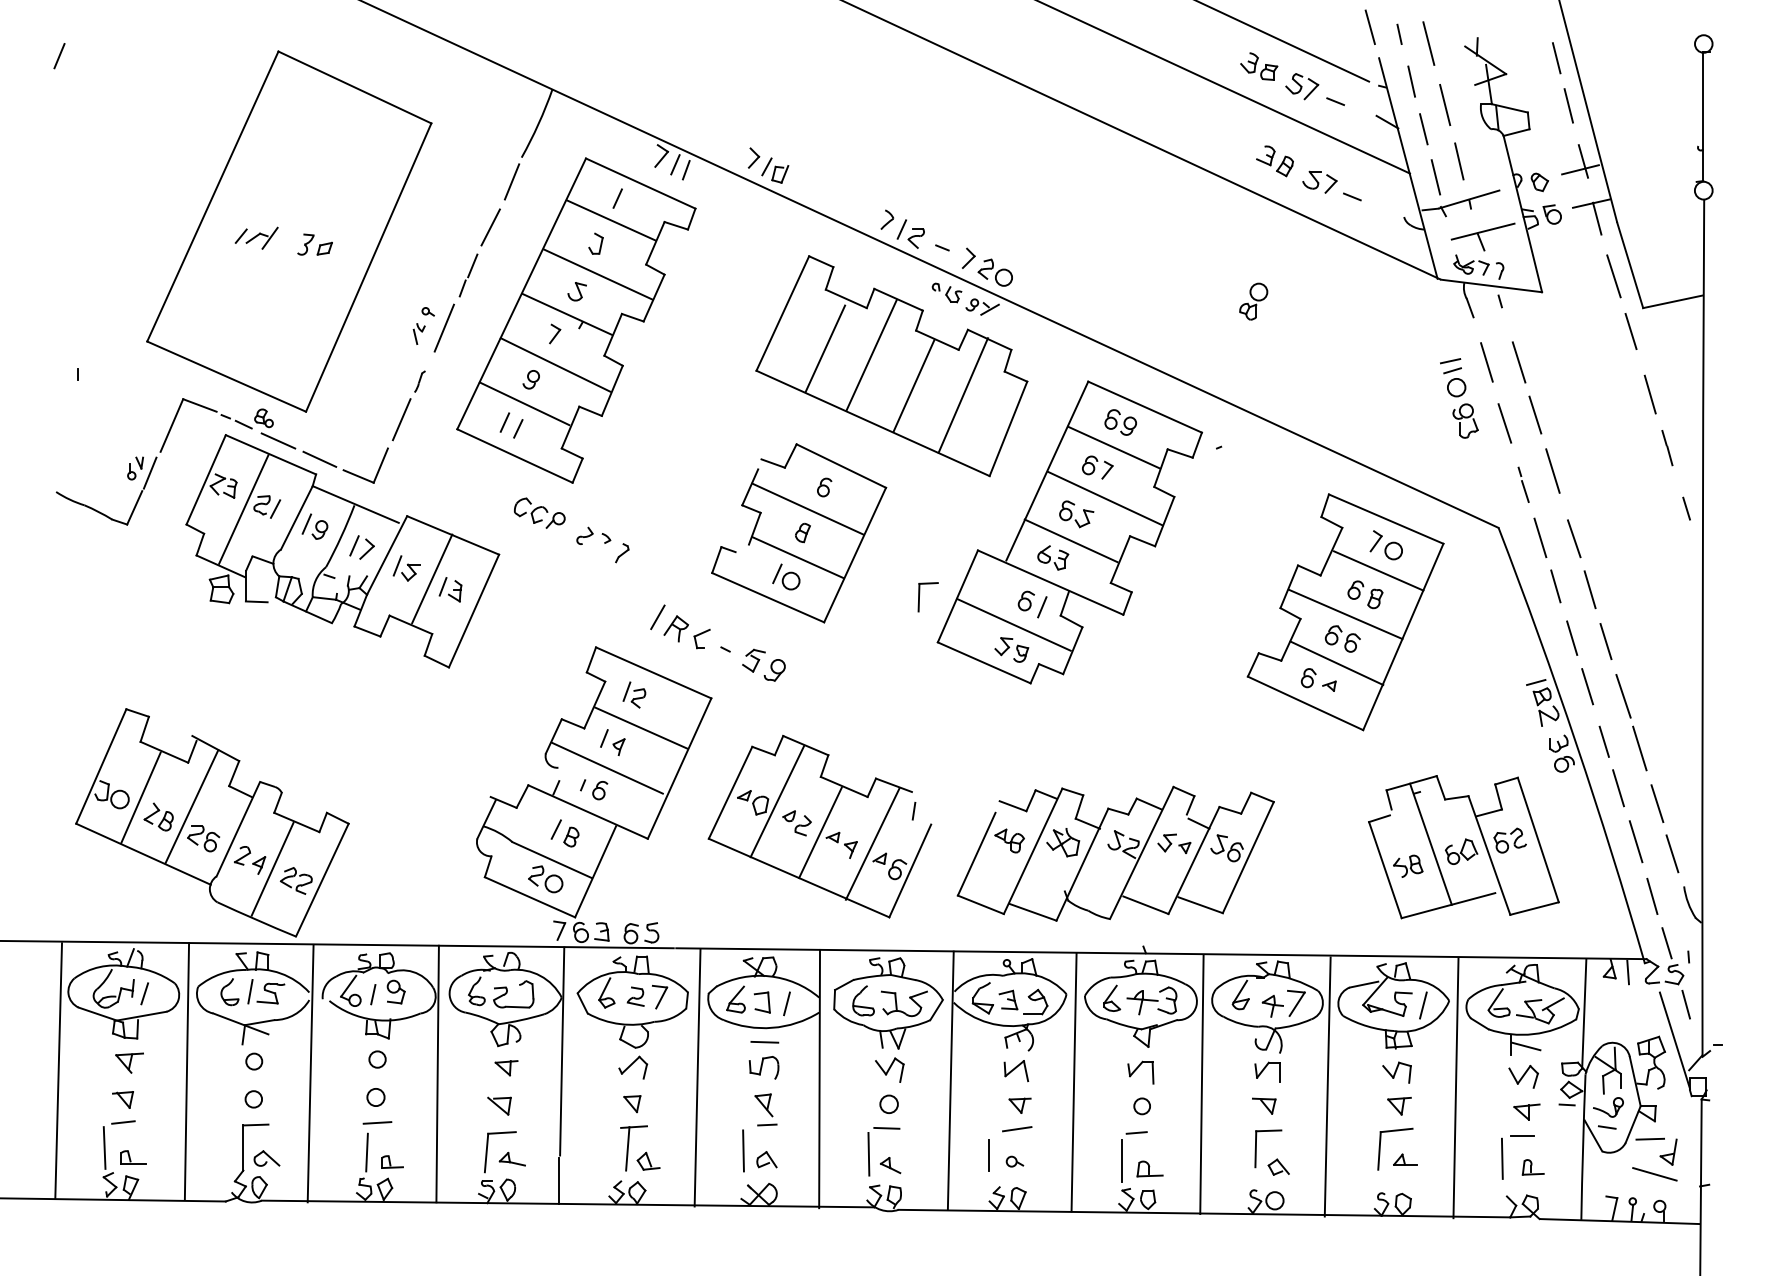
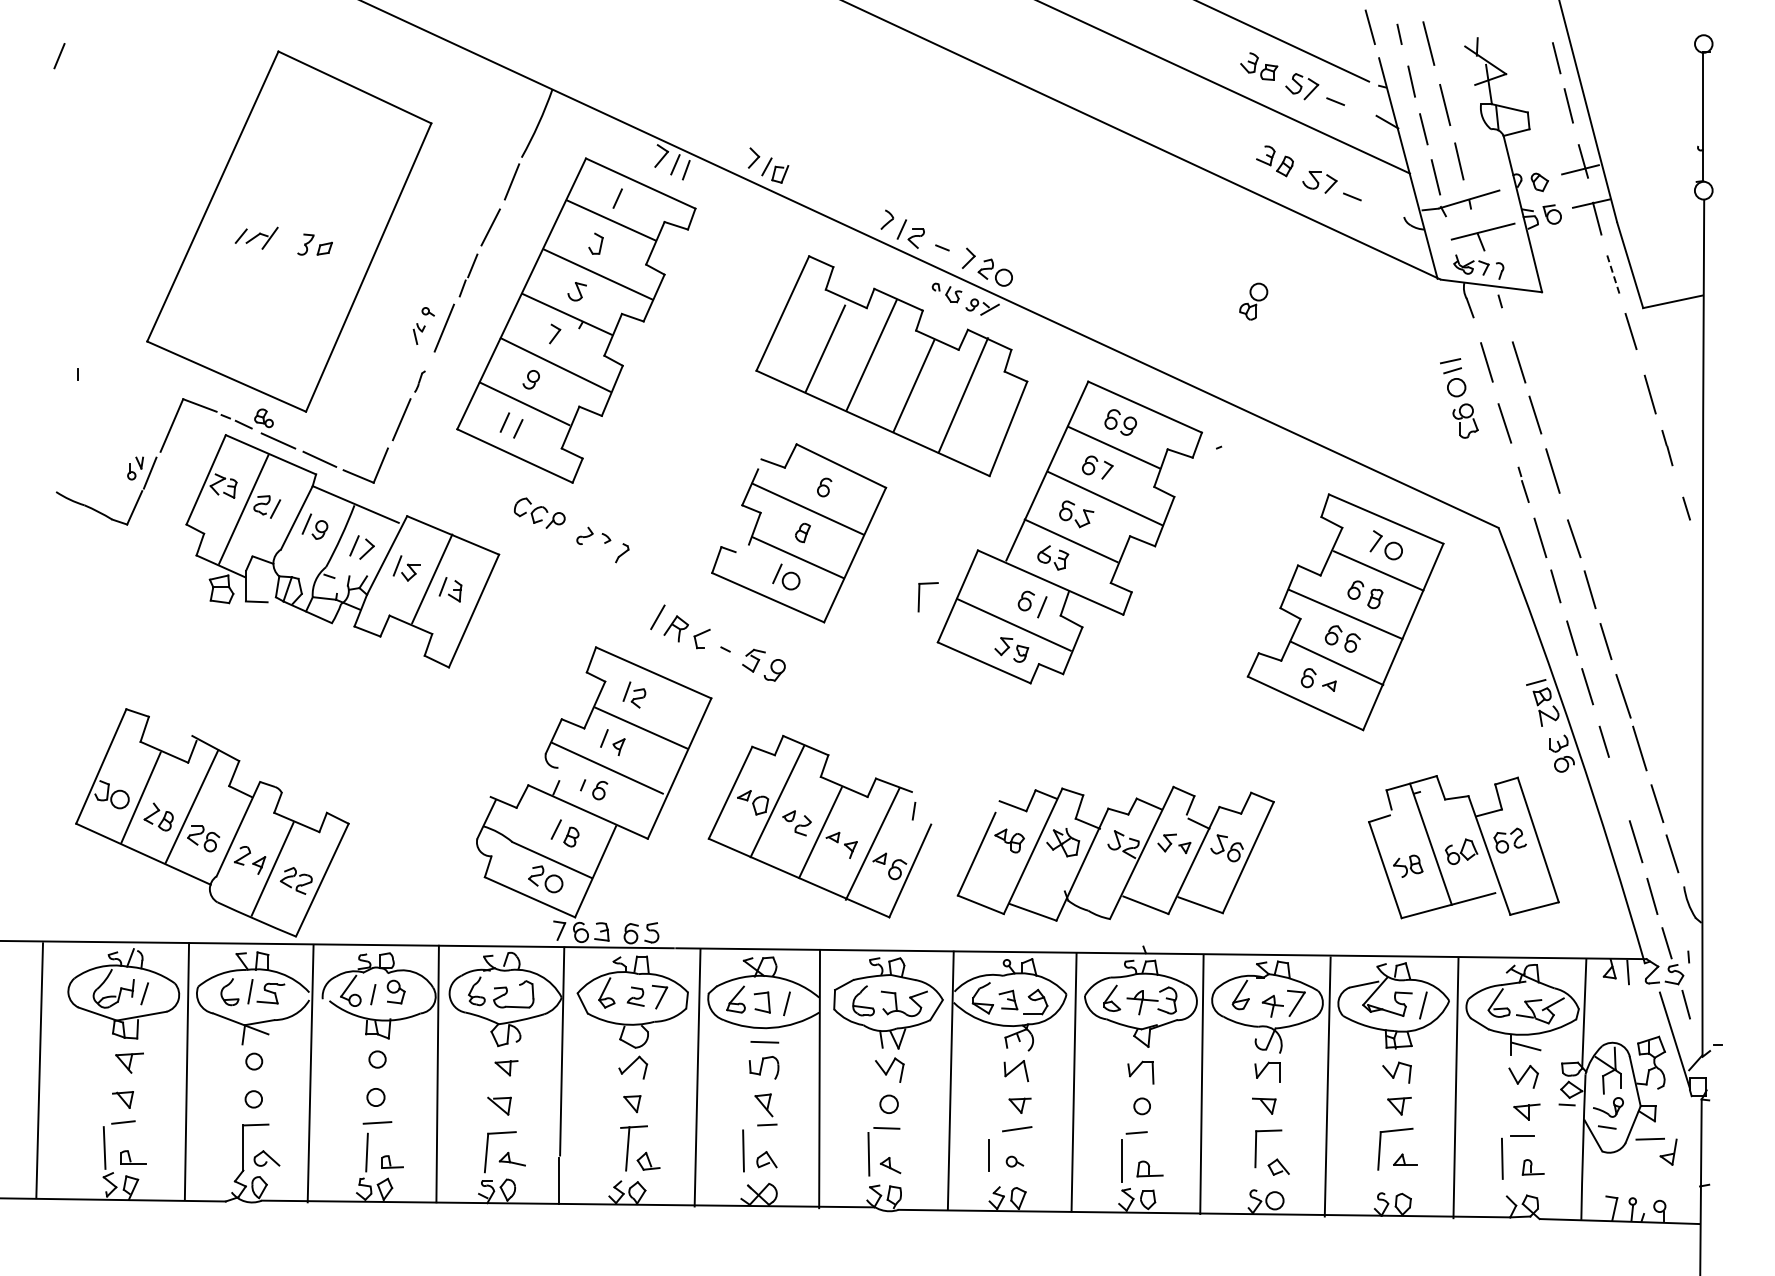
line: solid -> dashed (1613, 276)
line: present -> none (1618, 788)
line position: (58, 1070) -> (39, 1070) (39, 1070)
line: present -> none (1654, 1174)
